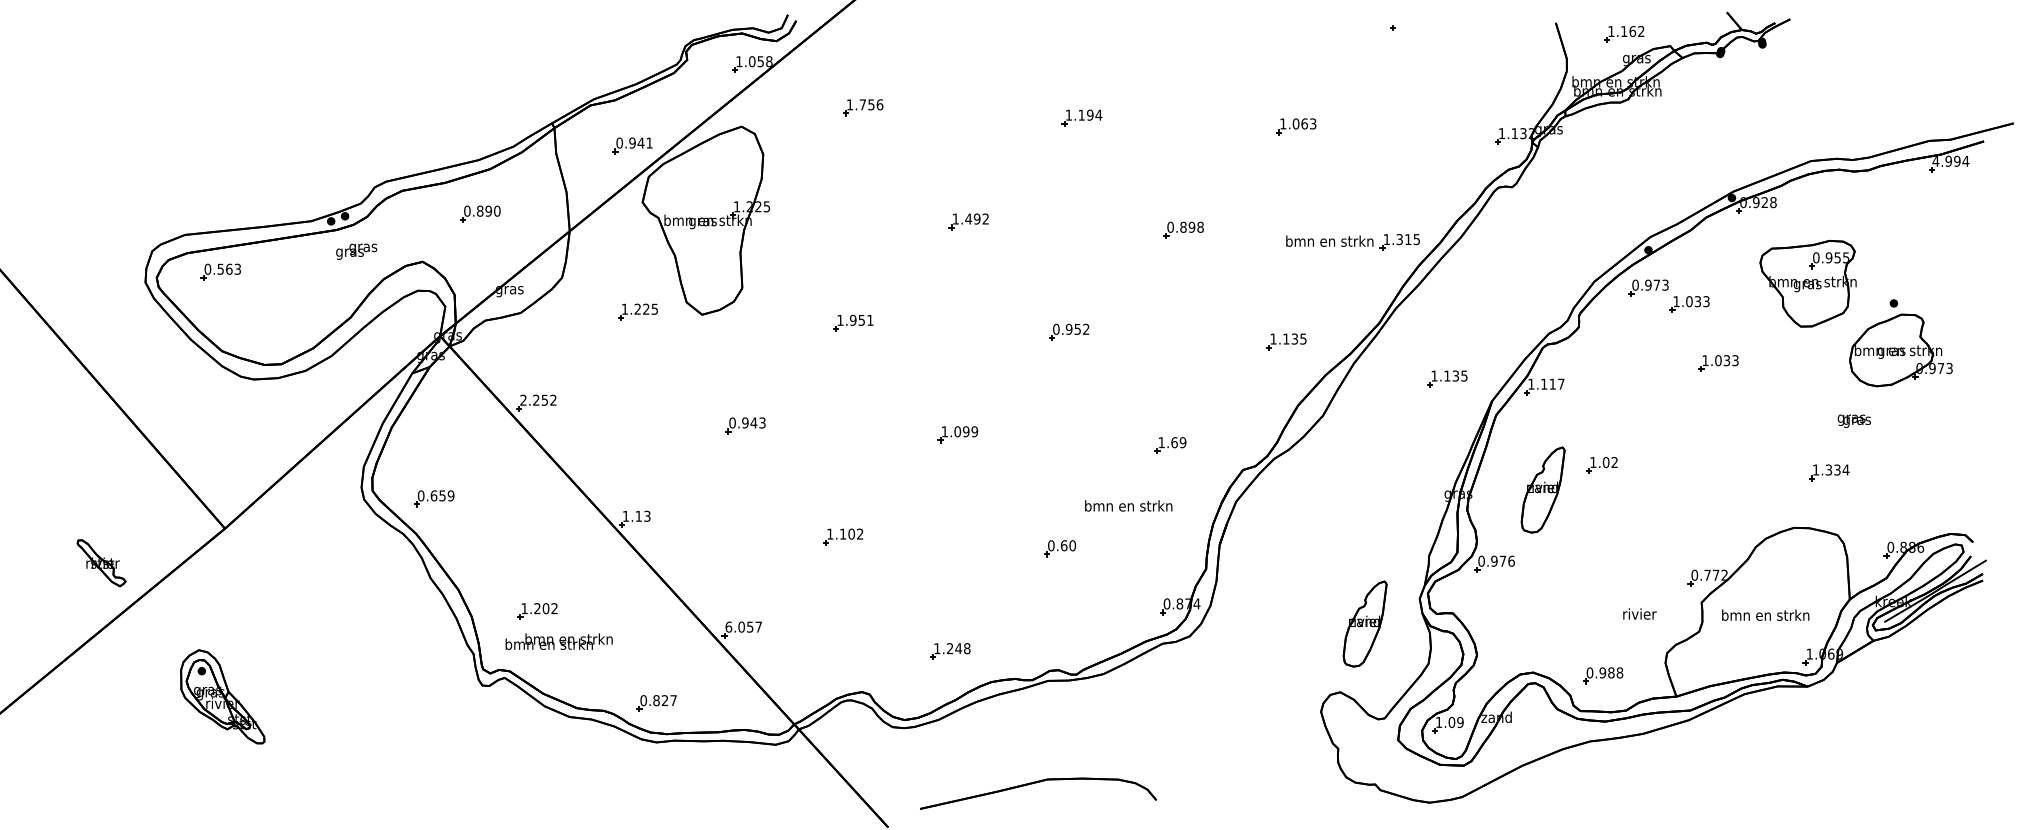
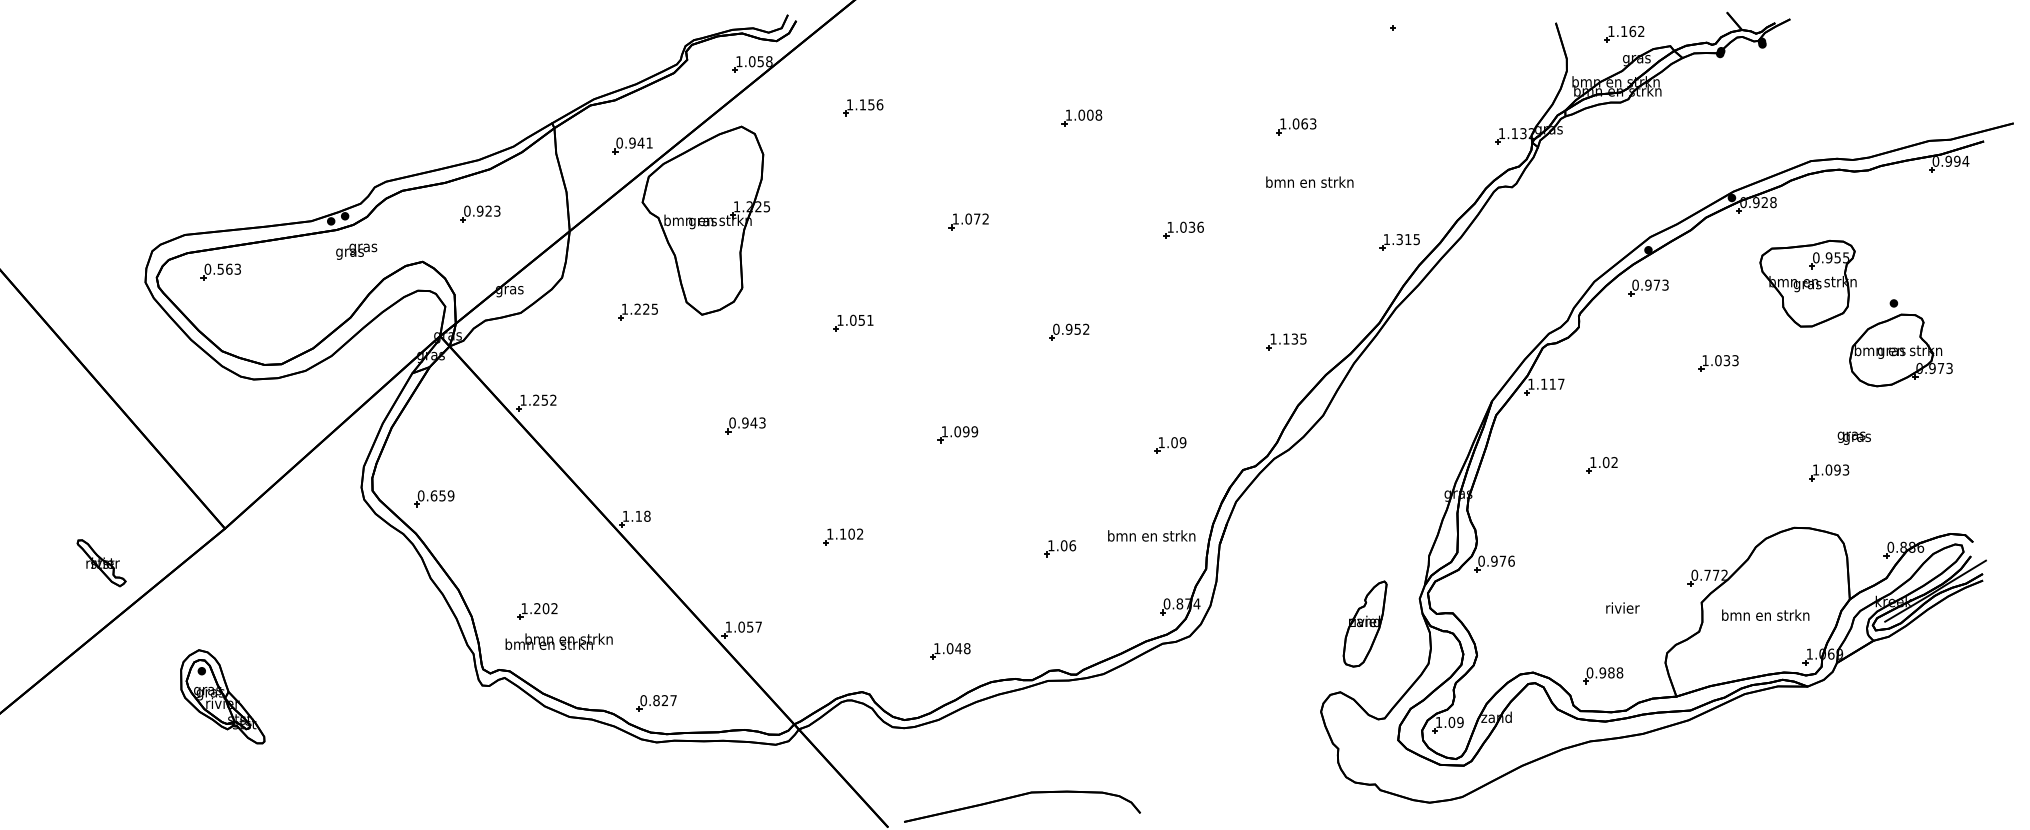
text: 1.756 -> 1.156 (862, 104)
text: 1.194 -> 1.008 (1090, 114)
text: 4.994 -> 0.994 (1935, 161)
text: 0.890 -> 0.923 (488, 210)
text: 1.492 -> 1.072 (972, 218)
text: 0.898 -> 1.036 (1185, 226)
text position: (1329, 240) -> (1309, 181) (1309, 181)
part: present -> none (1689, 304)
text: 1.951 -> 1.051 (852, 320)
part: present -> none (1447, 378)
text: 2.252 -> 1.252 (523, 399)
text position: (1853, 420) -> (1853, 437) (1853, 437)
text: 1.69 -> 1.09 (1174, 442)
text: 1.334 -> 1.093 (1837, 469)
part: present -> none (1542, 489)
text position: (1128, 505) -> (1151, 535) (1151, 535)
text: 1.13 -> 1.18 (647, 516)
text: 0.60 -> 1.06 (1062, 545)
text position: (1639, 613) -> (1622, 607) (1622, 607)
text: 6.057 -> 1.057 (728, 626)
text: 1.248 -> 1.048 (949, 648)
part position: (1036, 783) -> (1020, 796) (1020, 796)
